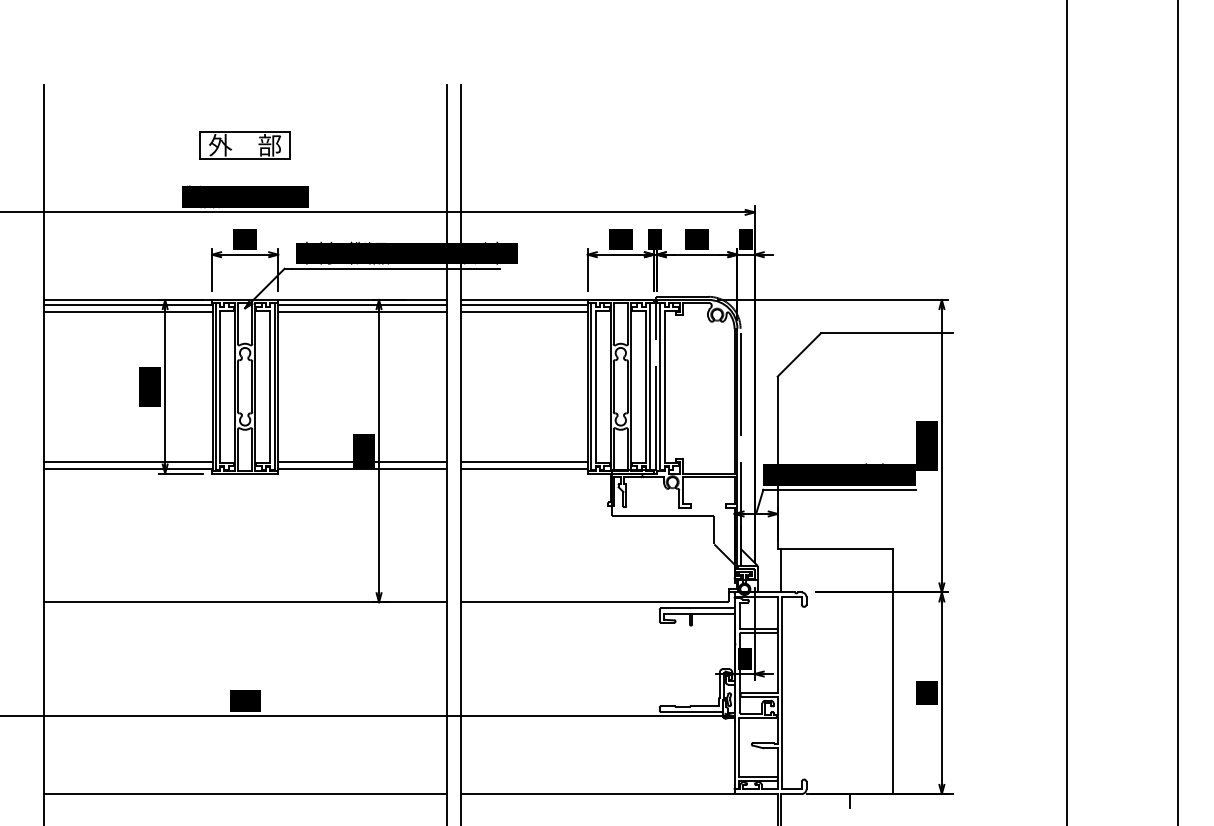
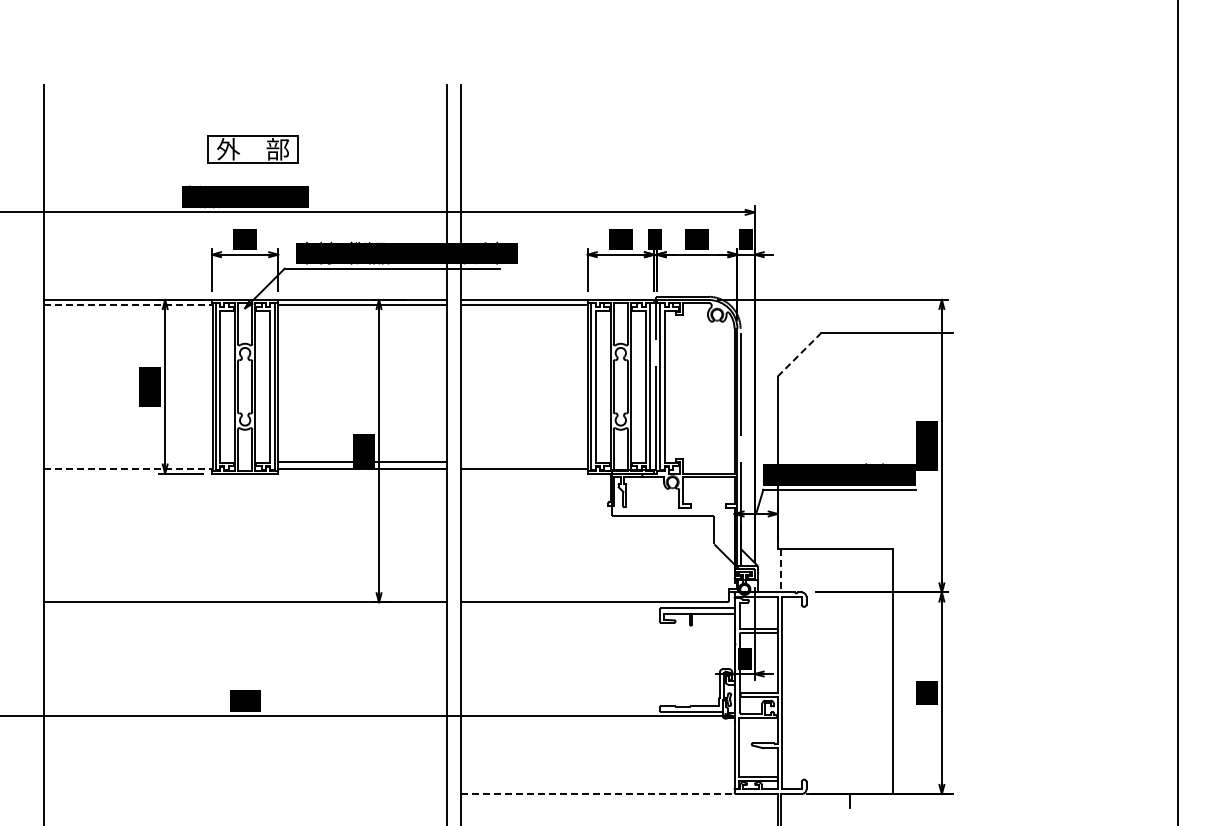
part position: (244, 145) -> (252, 149) (252, 149)
line: solid -> dashed (128, 304)
line: present -> none (127, 311)
line: present -> none (361, 311)
line: present -> none (524, 311)
line: solid -> dashed (799, 354)
line: present -> none (1067, 412)
line: present -> none (127, 461)
line: present -> none (524, 461)
line: solid -> dashed (128, 468)
line: solid -> dashed (780, 570)
line: present -> none (244, 794)
line: solid -> dashed (597, 794)
